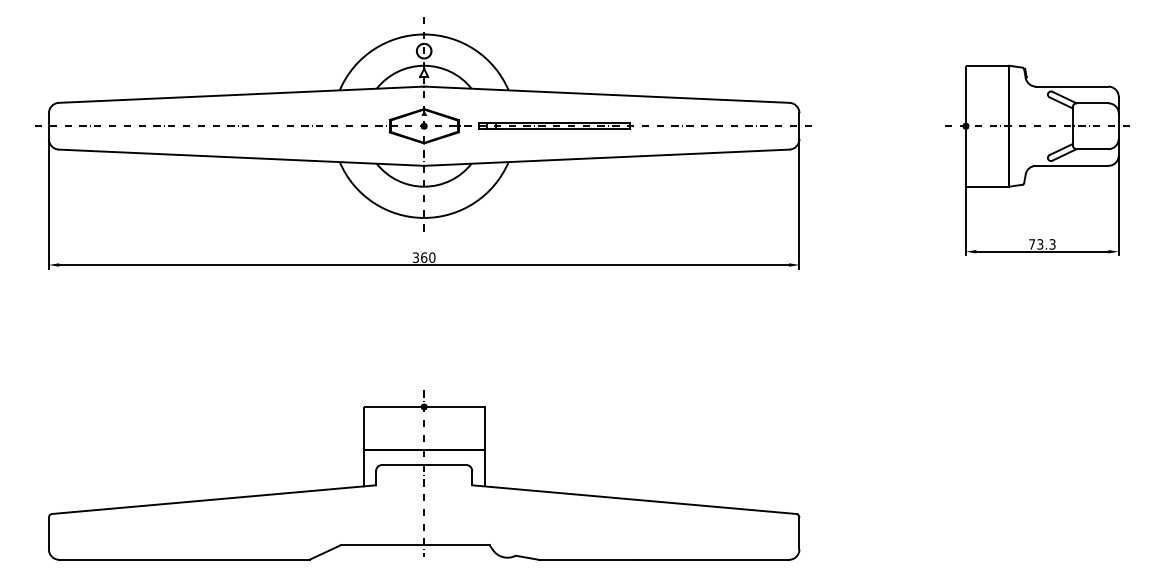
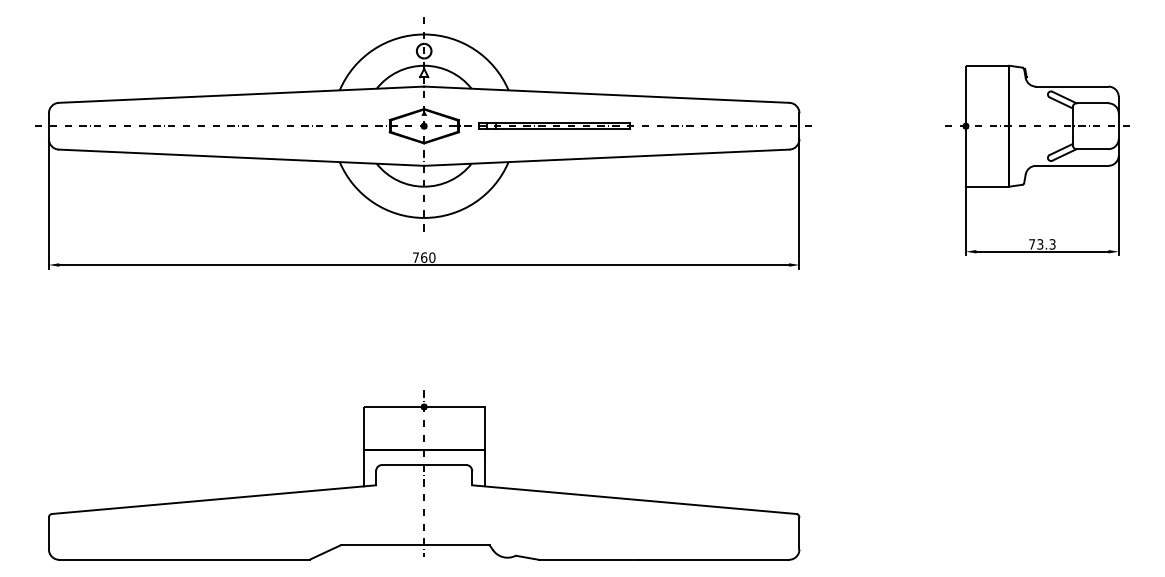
text: 360 -> 760 (415, 257)
